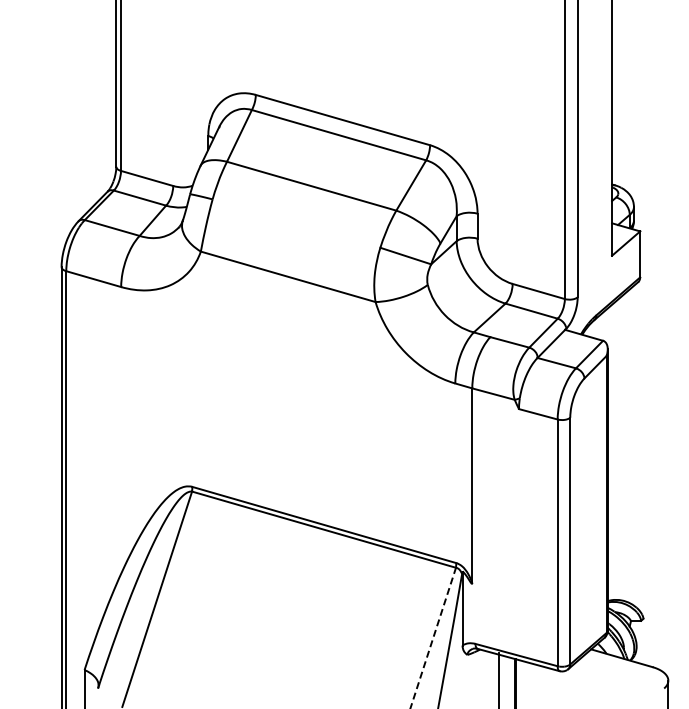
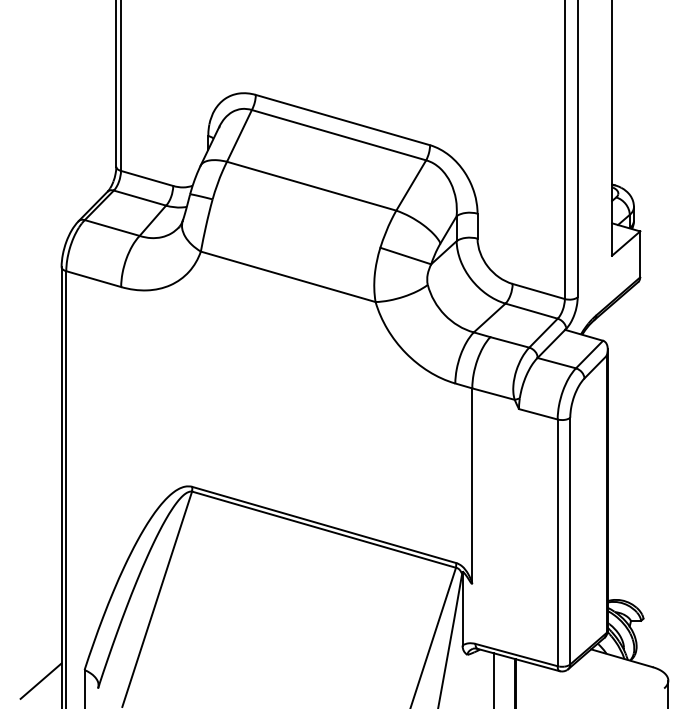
line: dashed -> solid (433, 637)
line position: (499, 679) -> (494, 679) (494, 679)
line: none -> present (40, 680)
